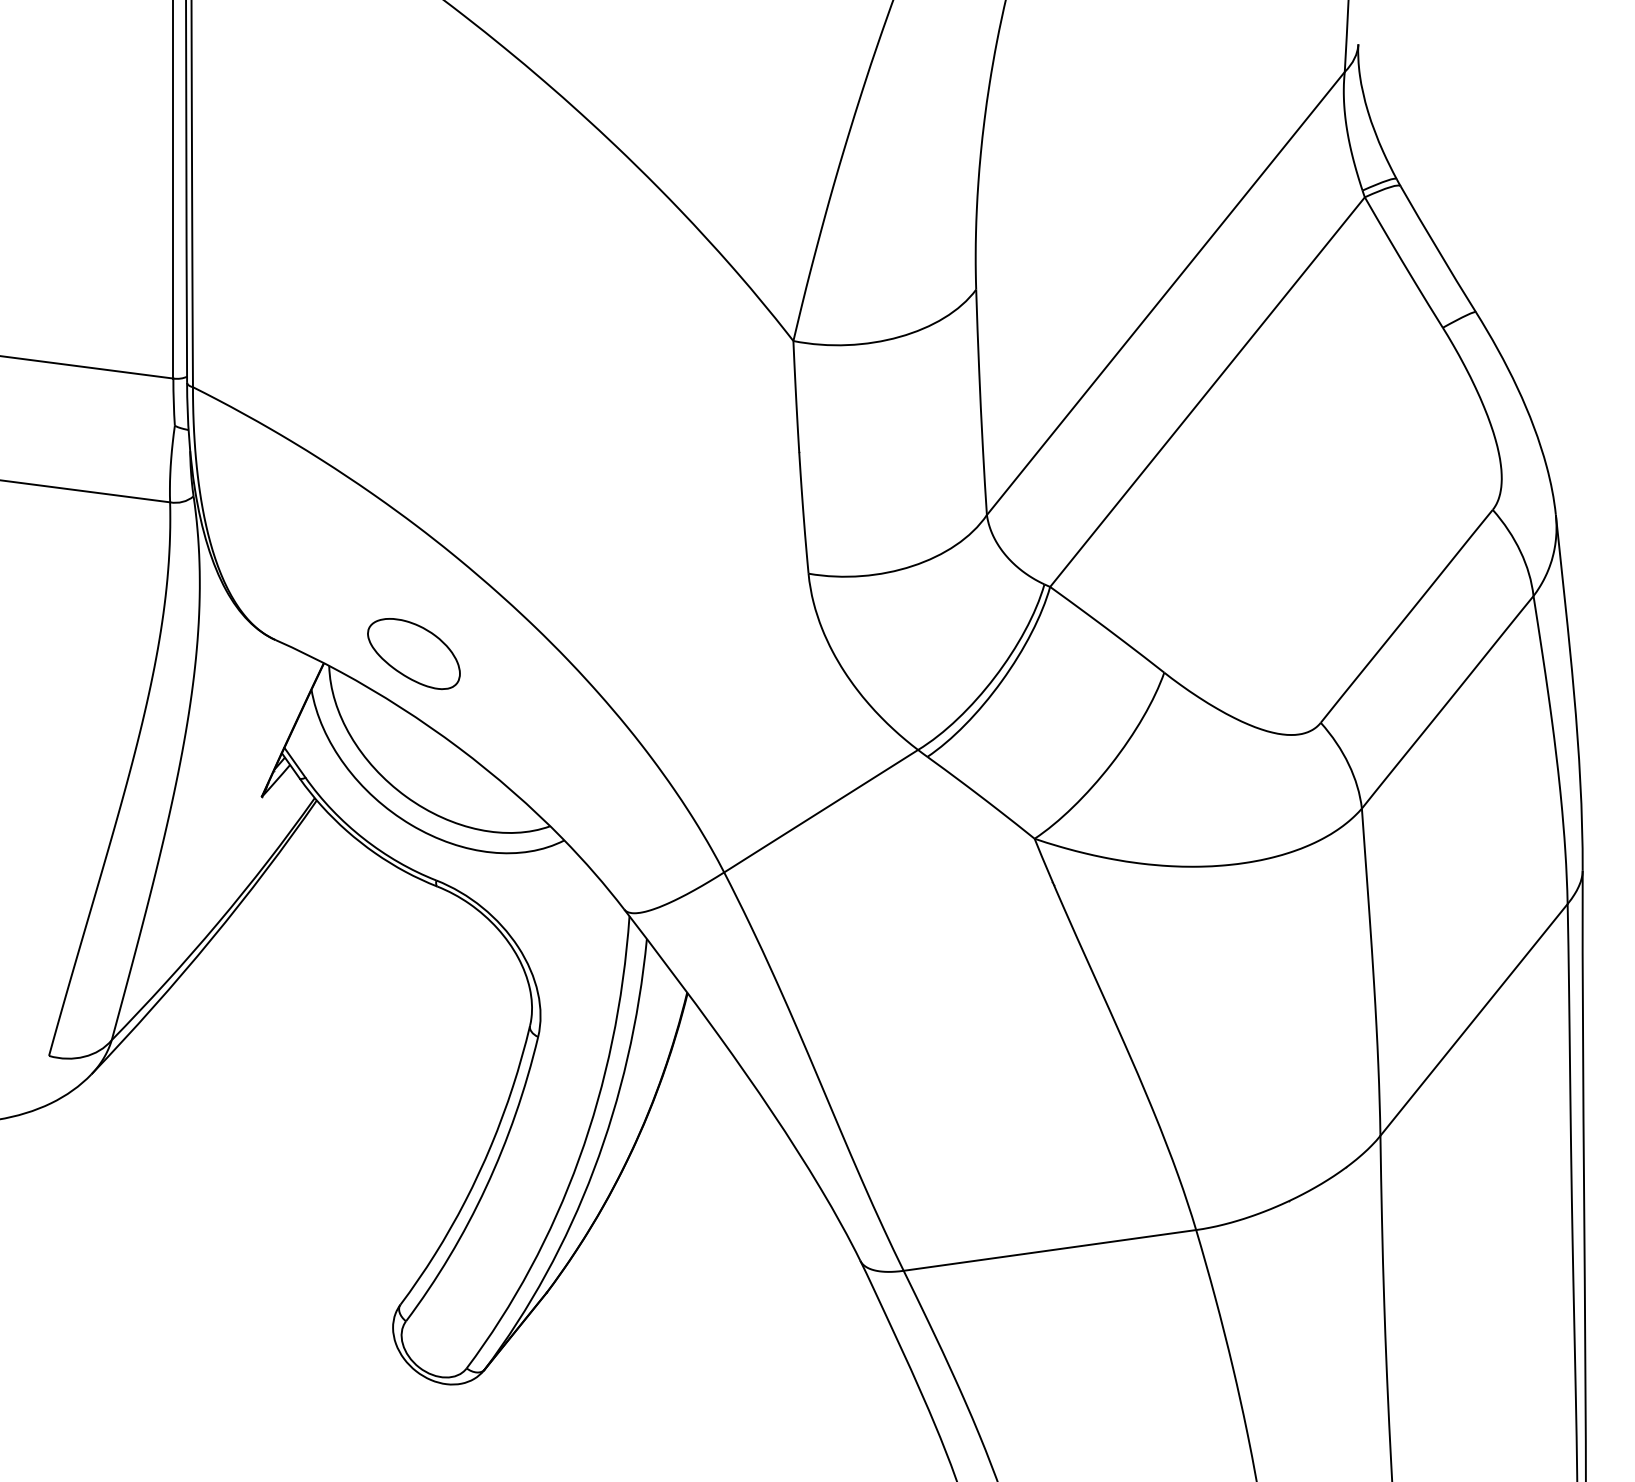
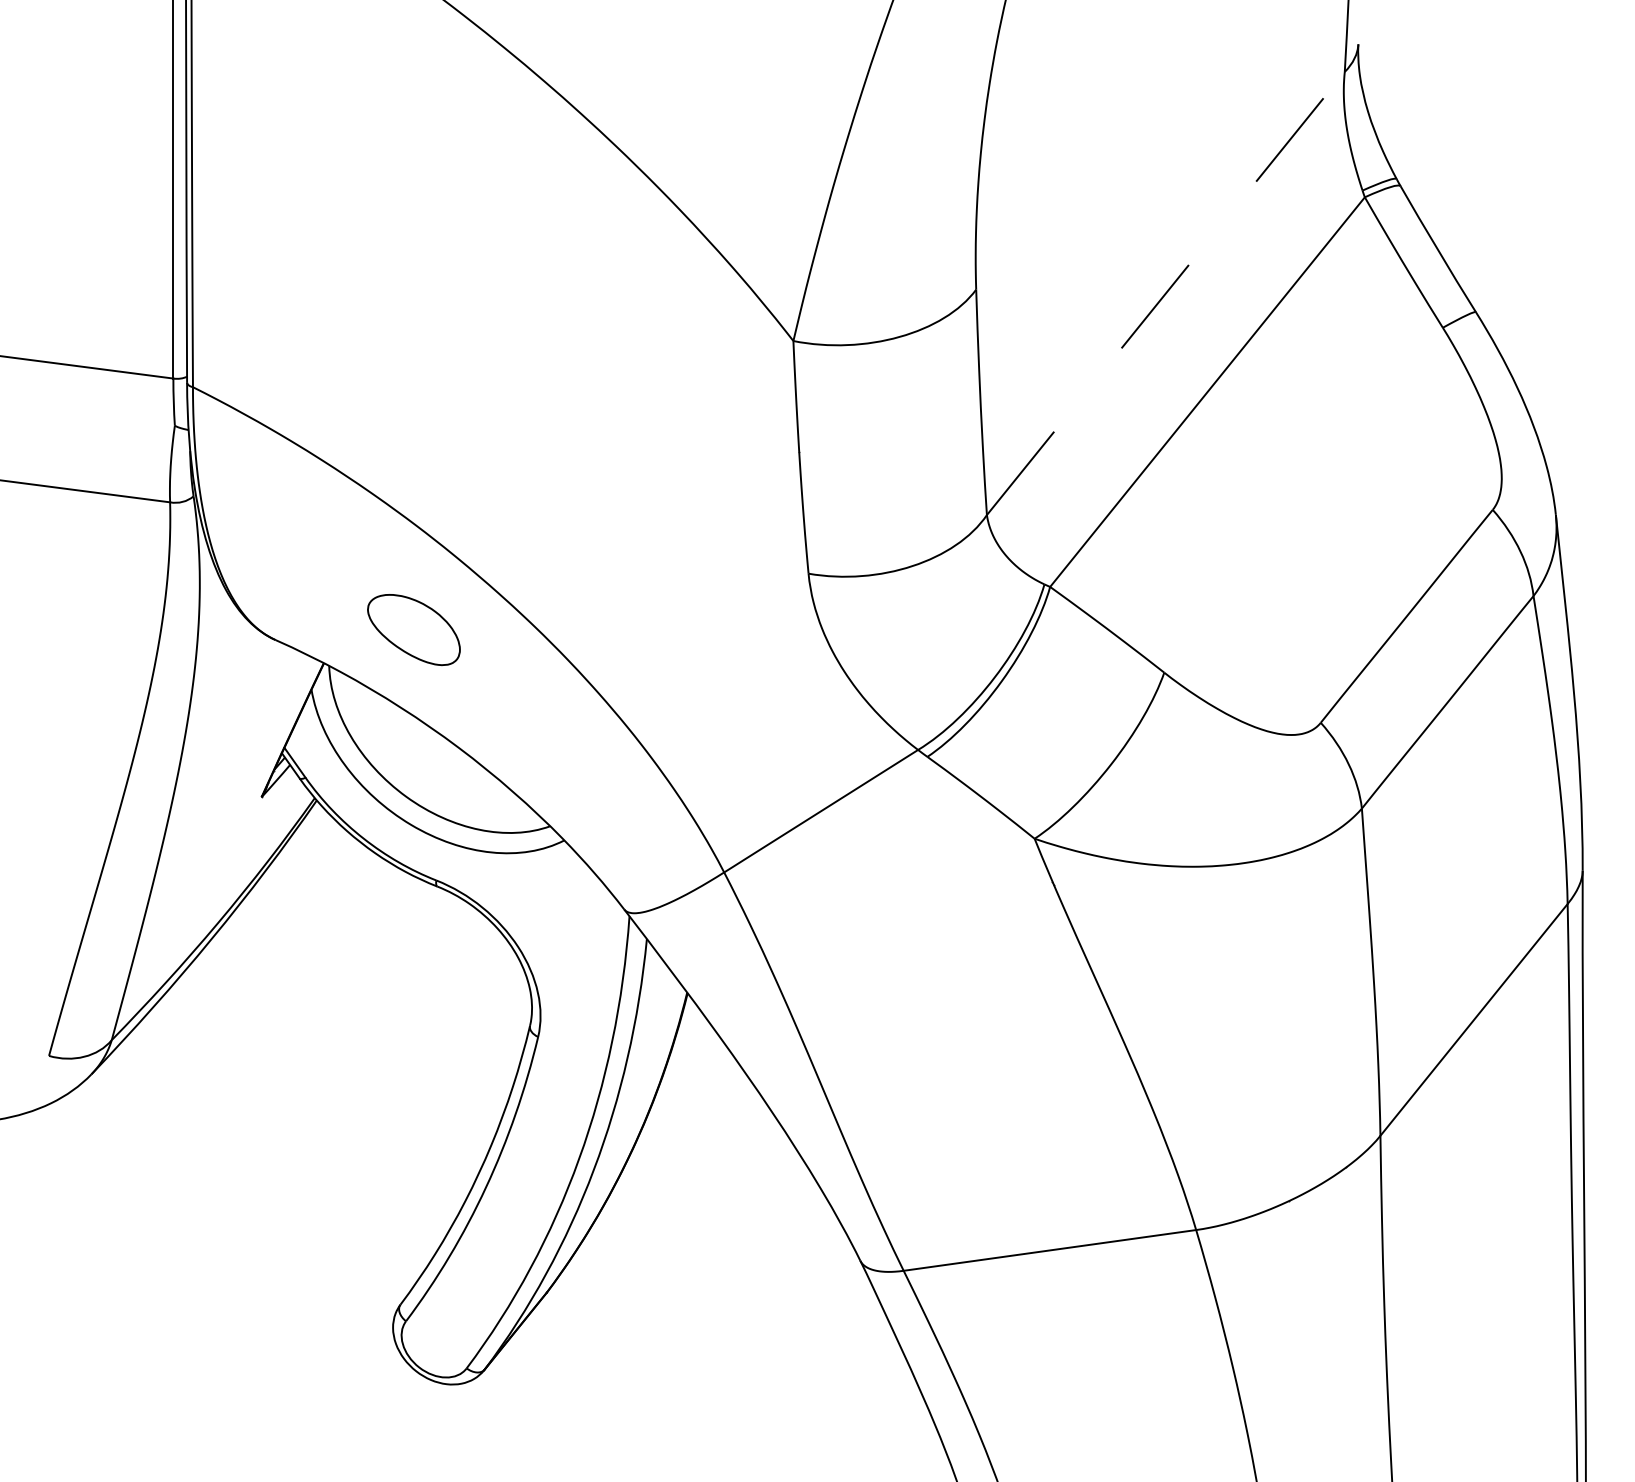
line: solid -> dashed (1165, 293)
part position: (413, 654) -> (413, 630) (413, 630)
